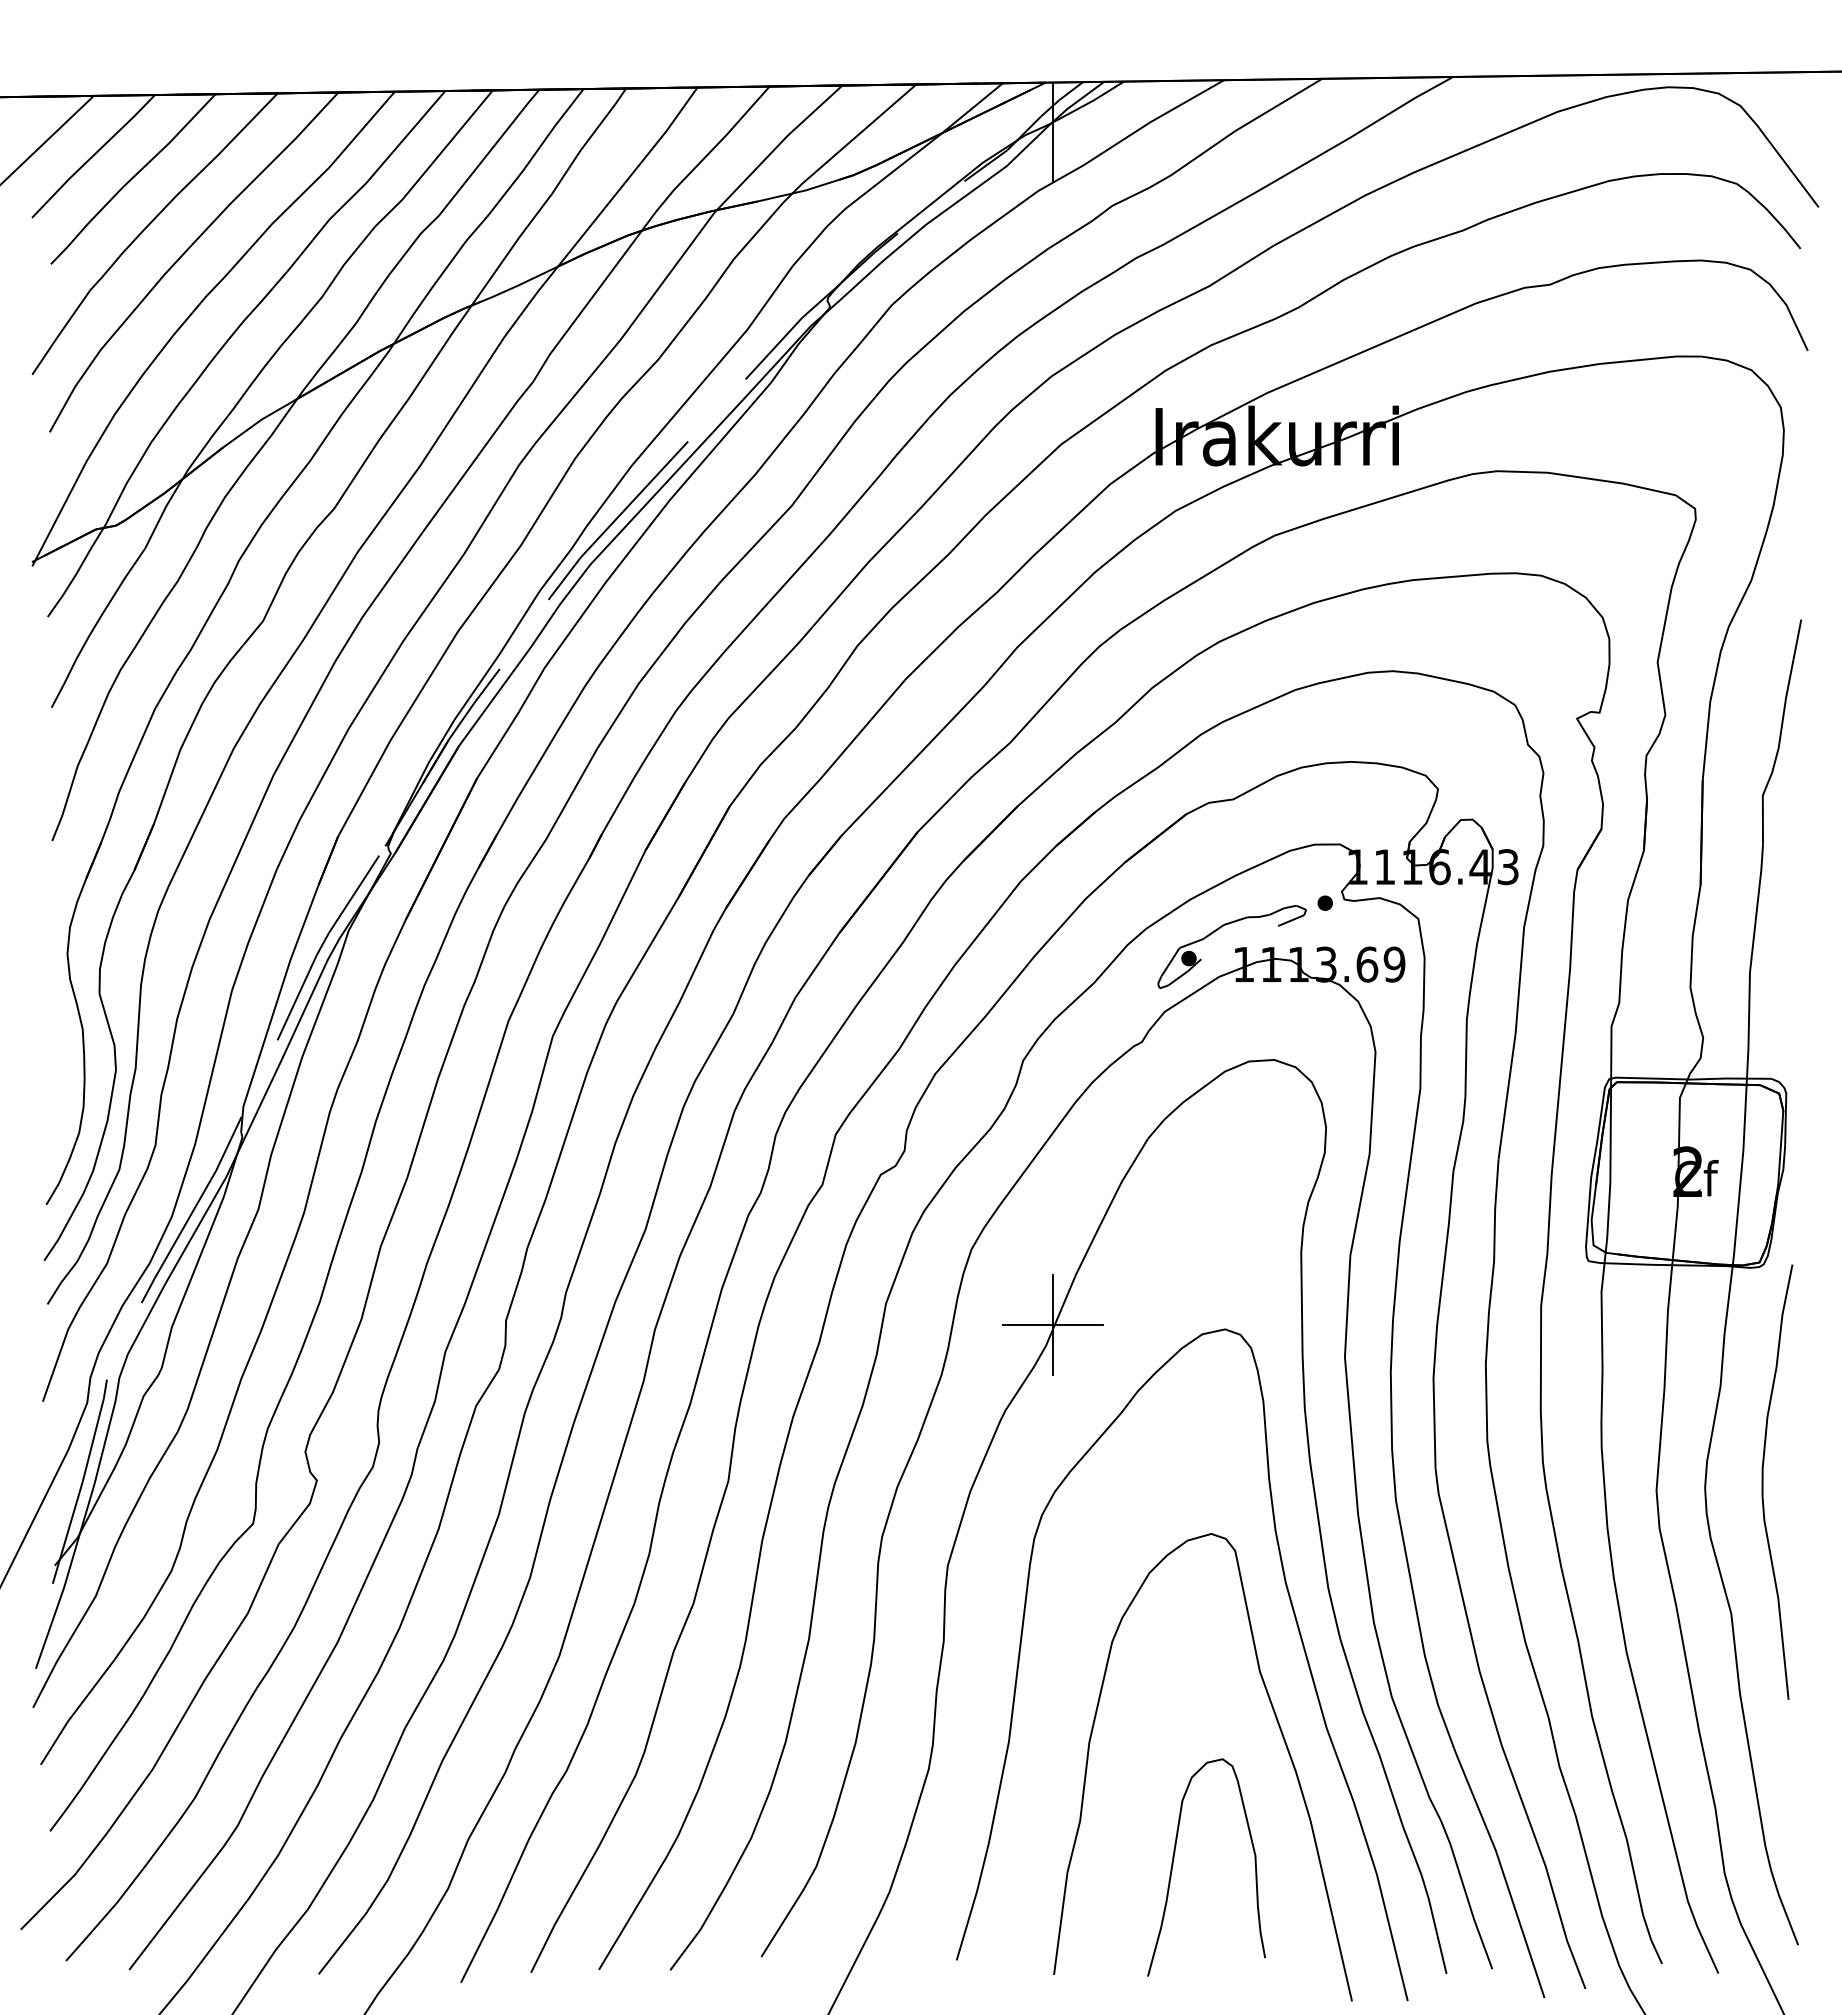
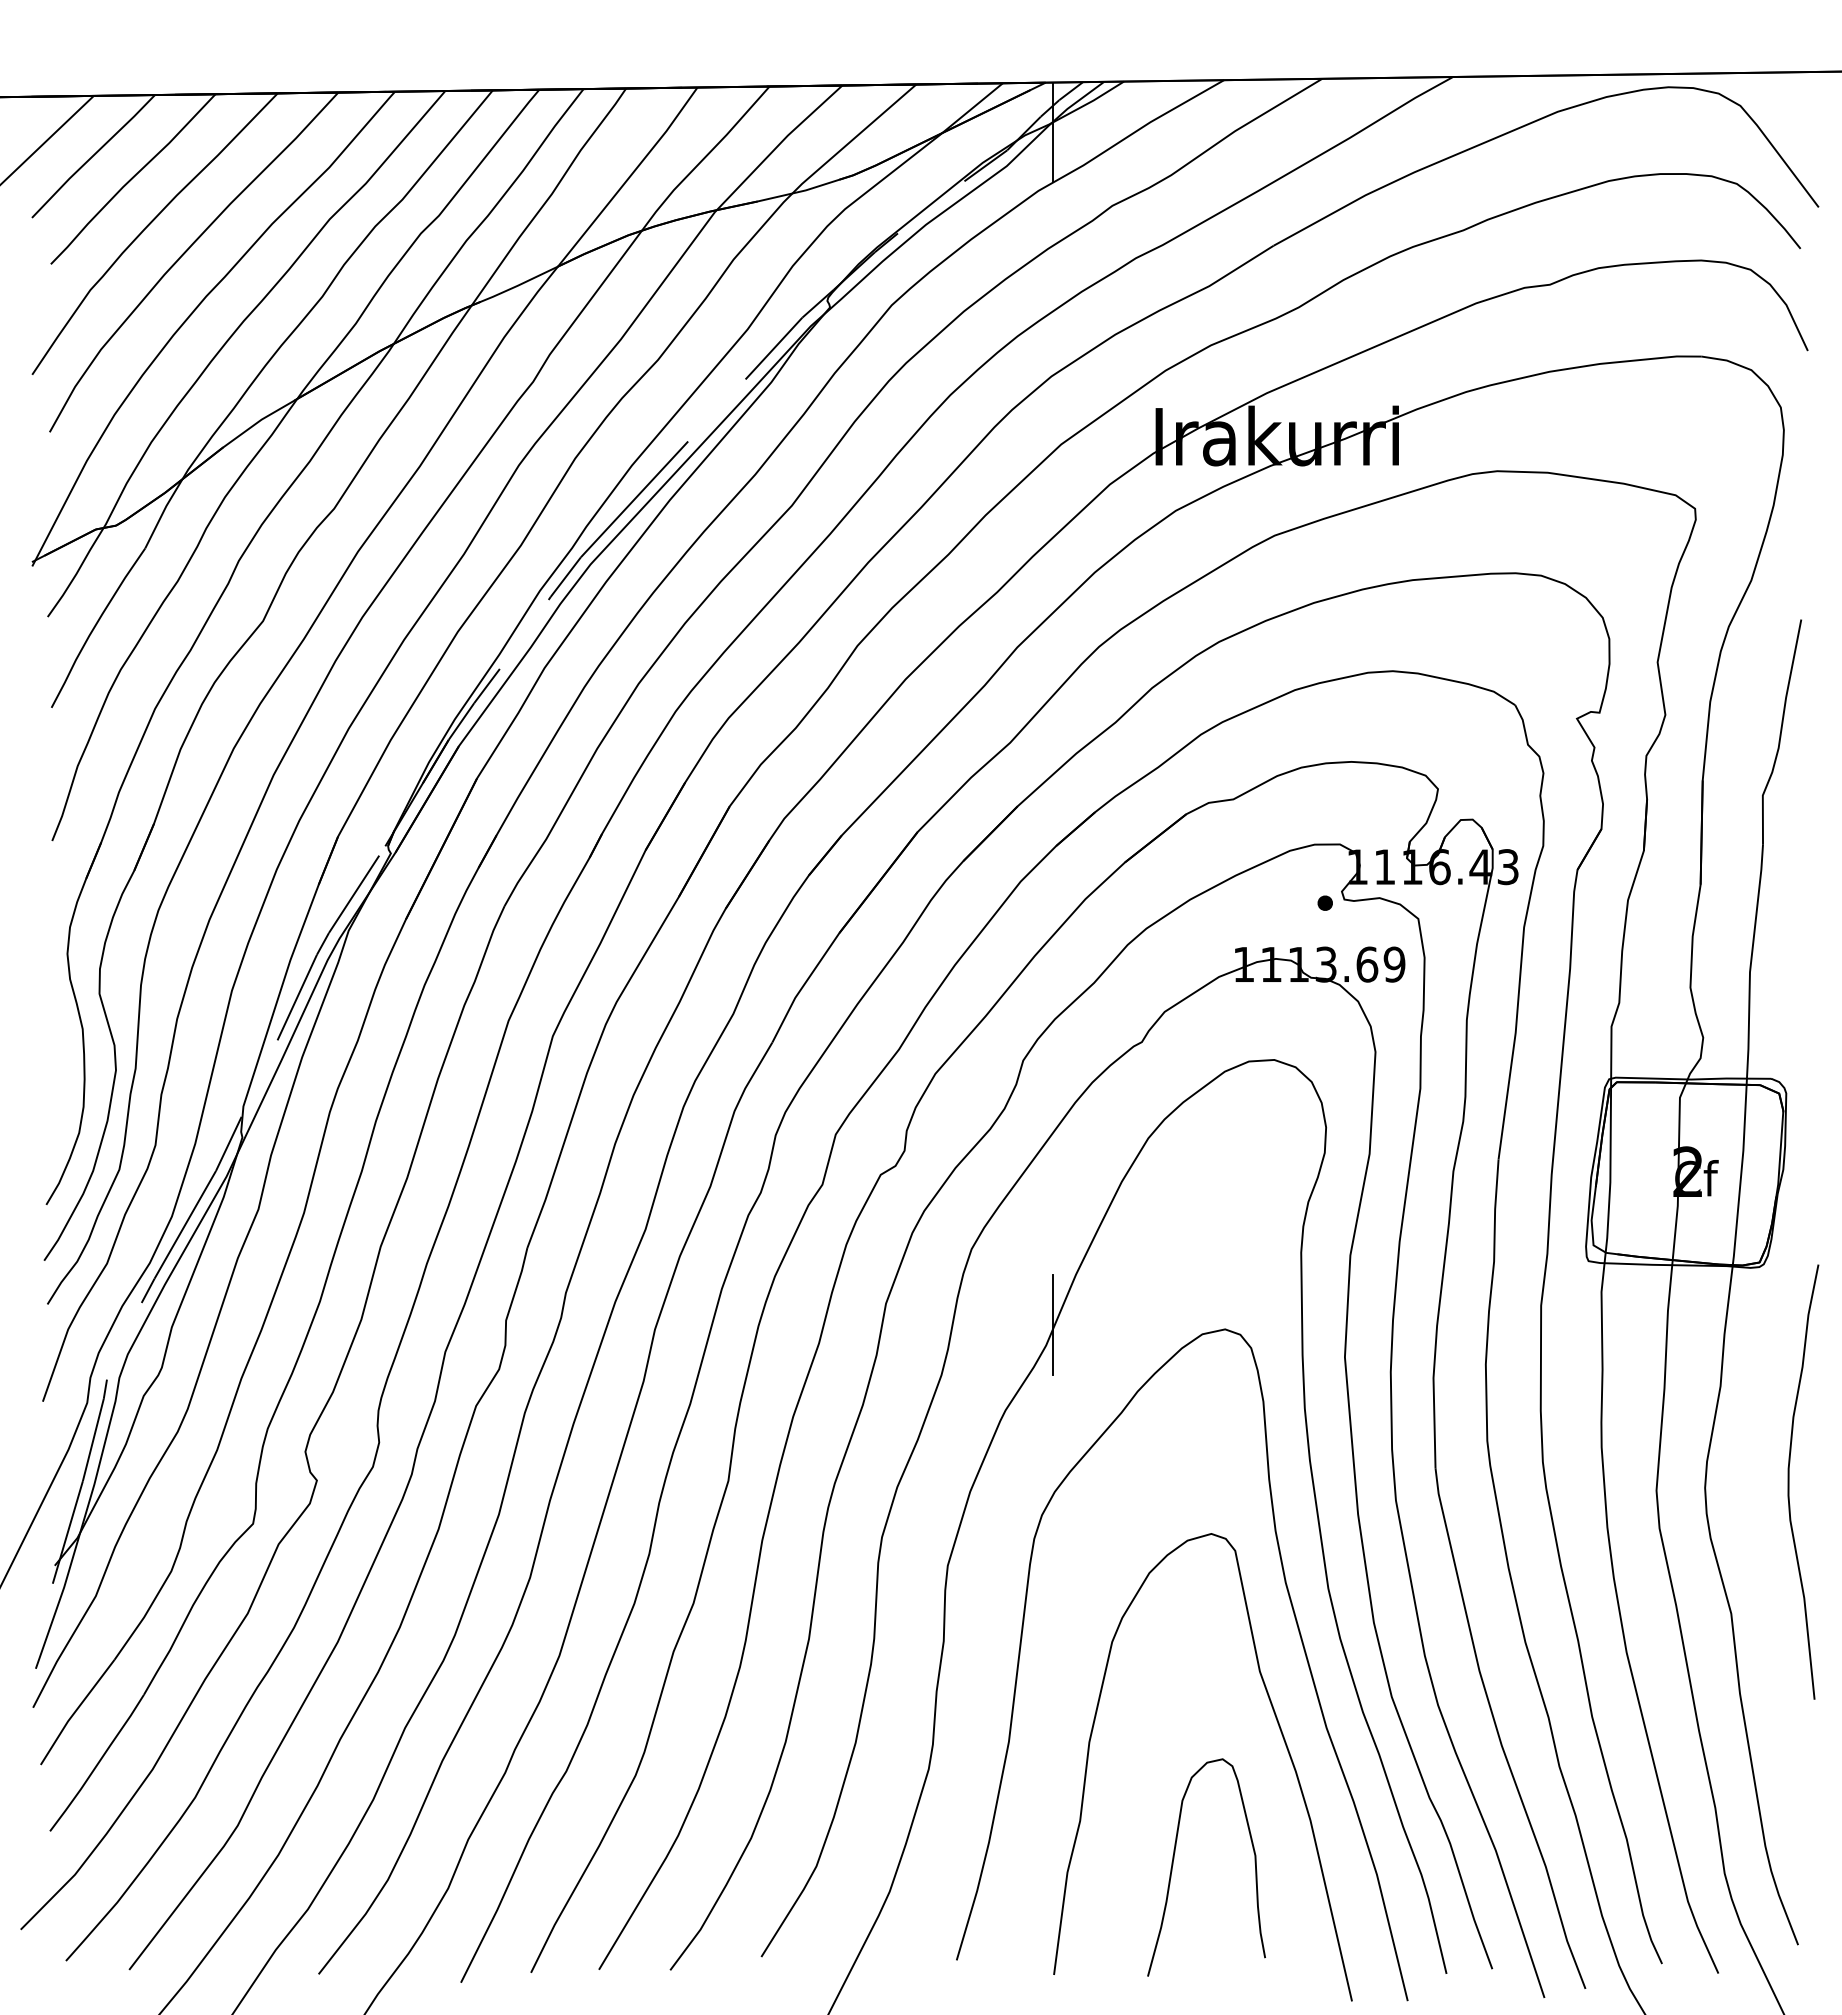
part: present -> none (1219, 929)
line: present -> none (1053, 1324)
curve position: (1763, 1481) -> (1789, 1481) (1789, 1481)
